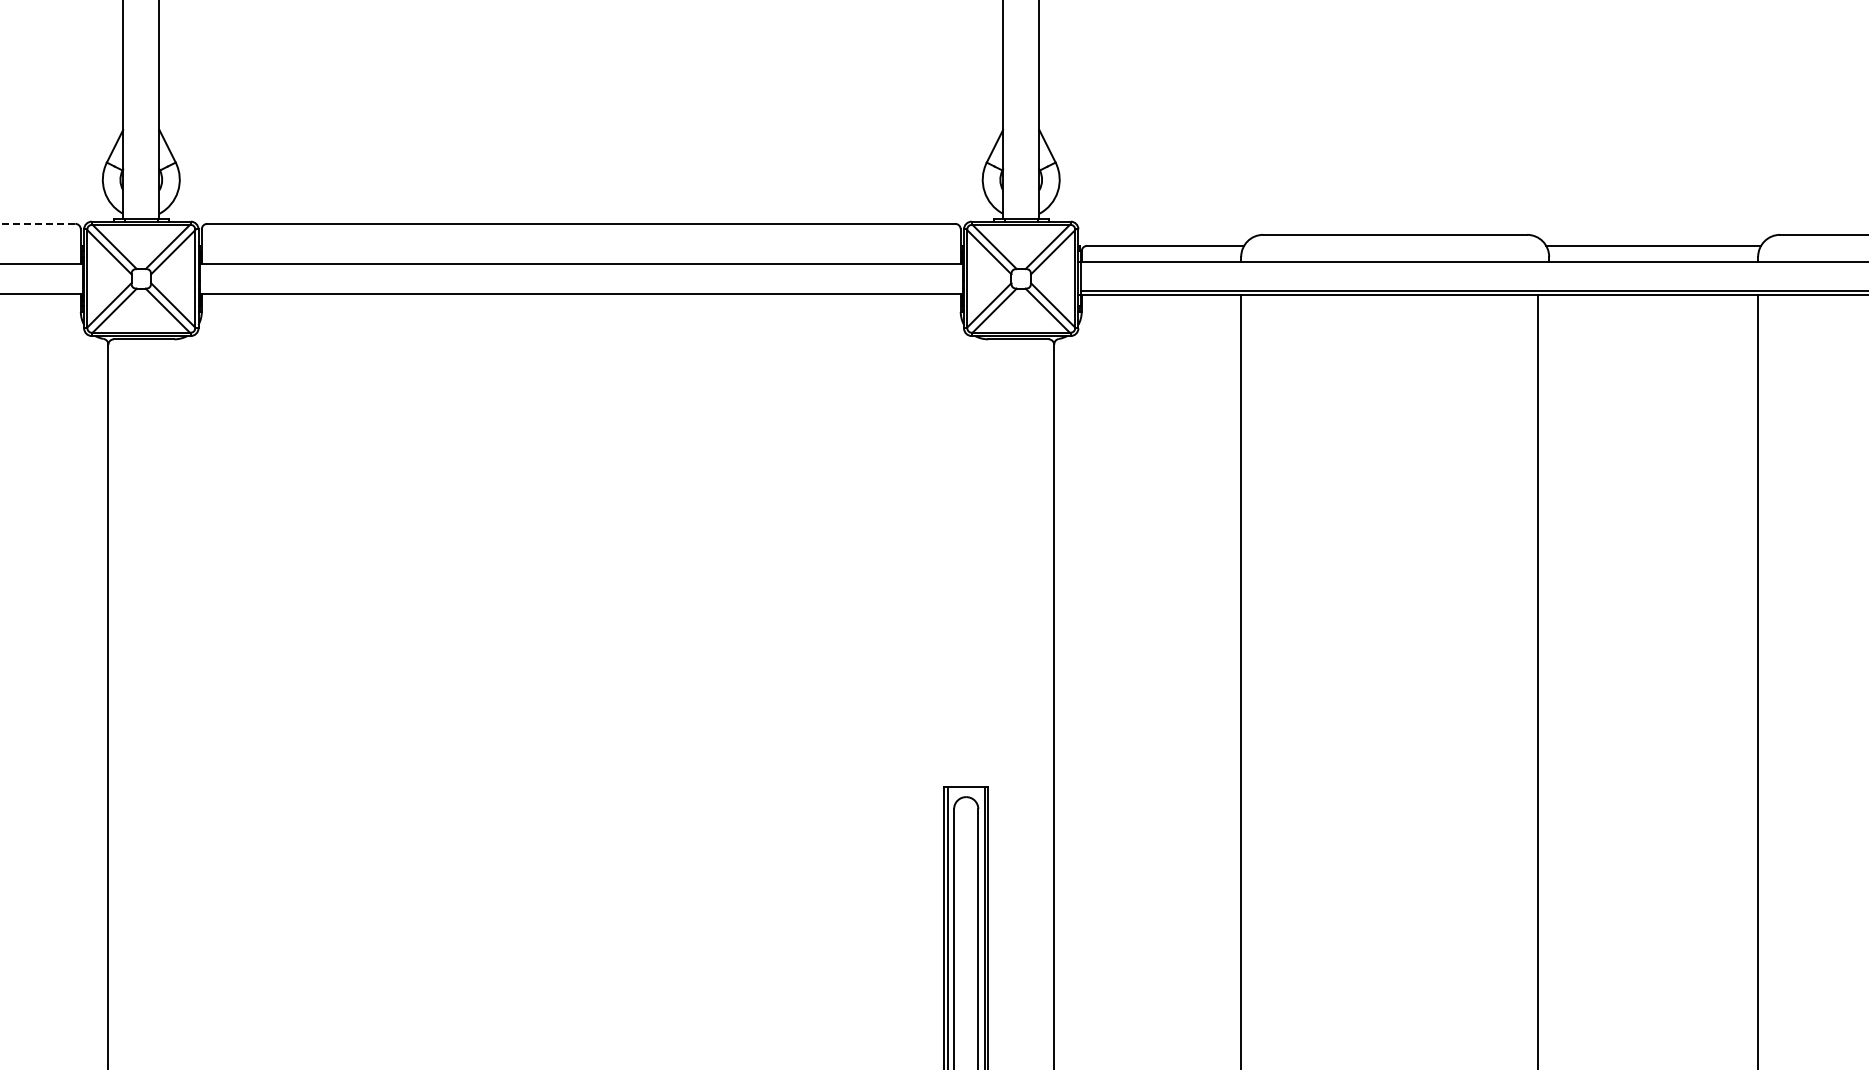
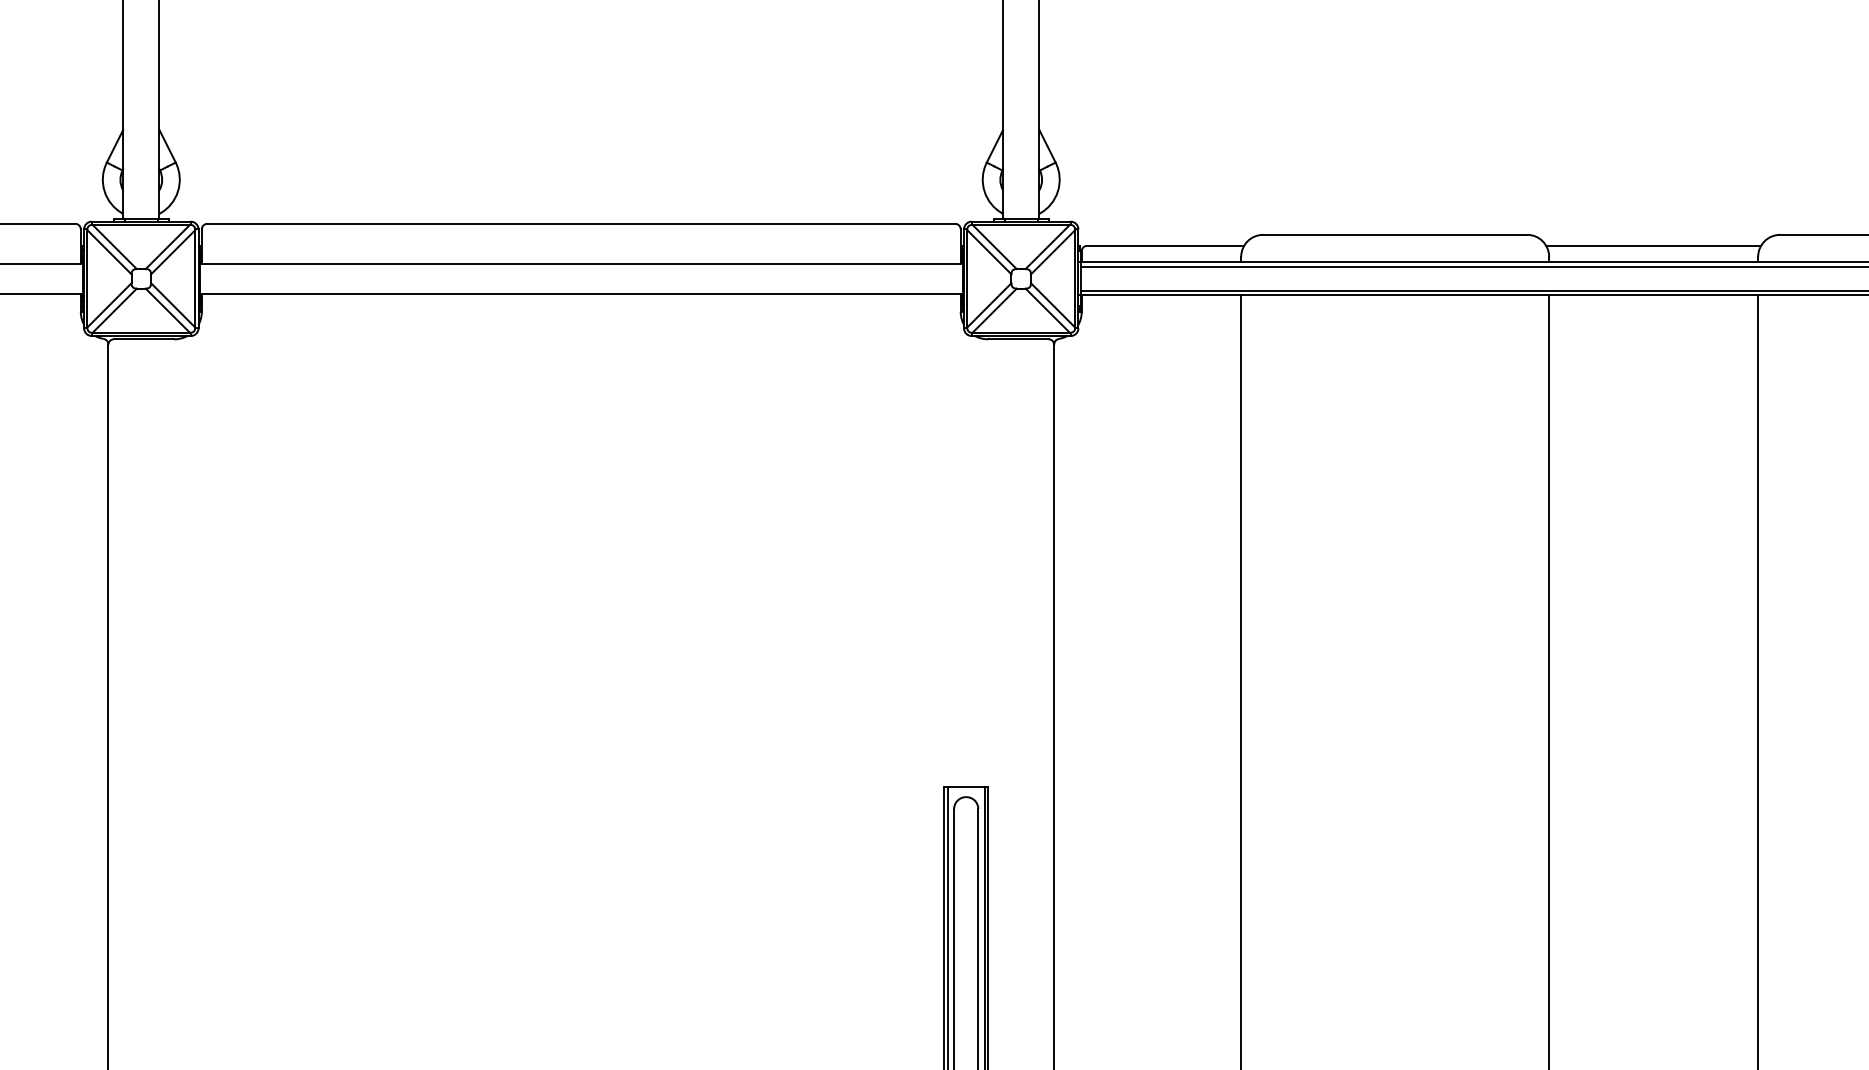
line: dashed -> solid (37, 223)
line: none -> present (1472, 266)
line position: (1538, 680) -> (1549, 680) (1549, 680)
